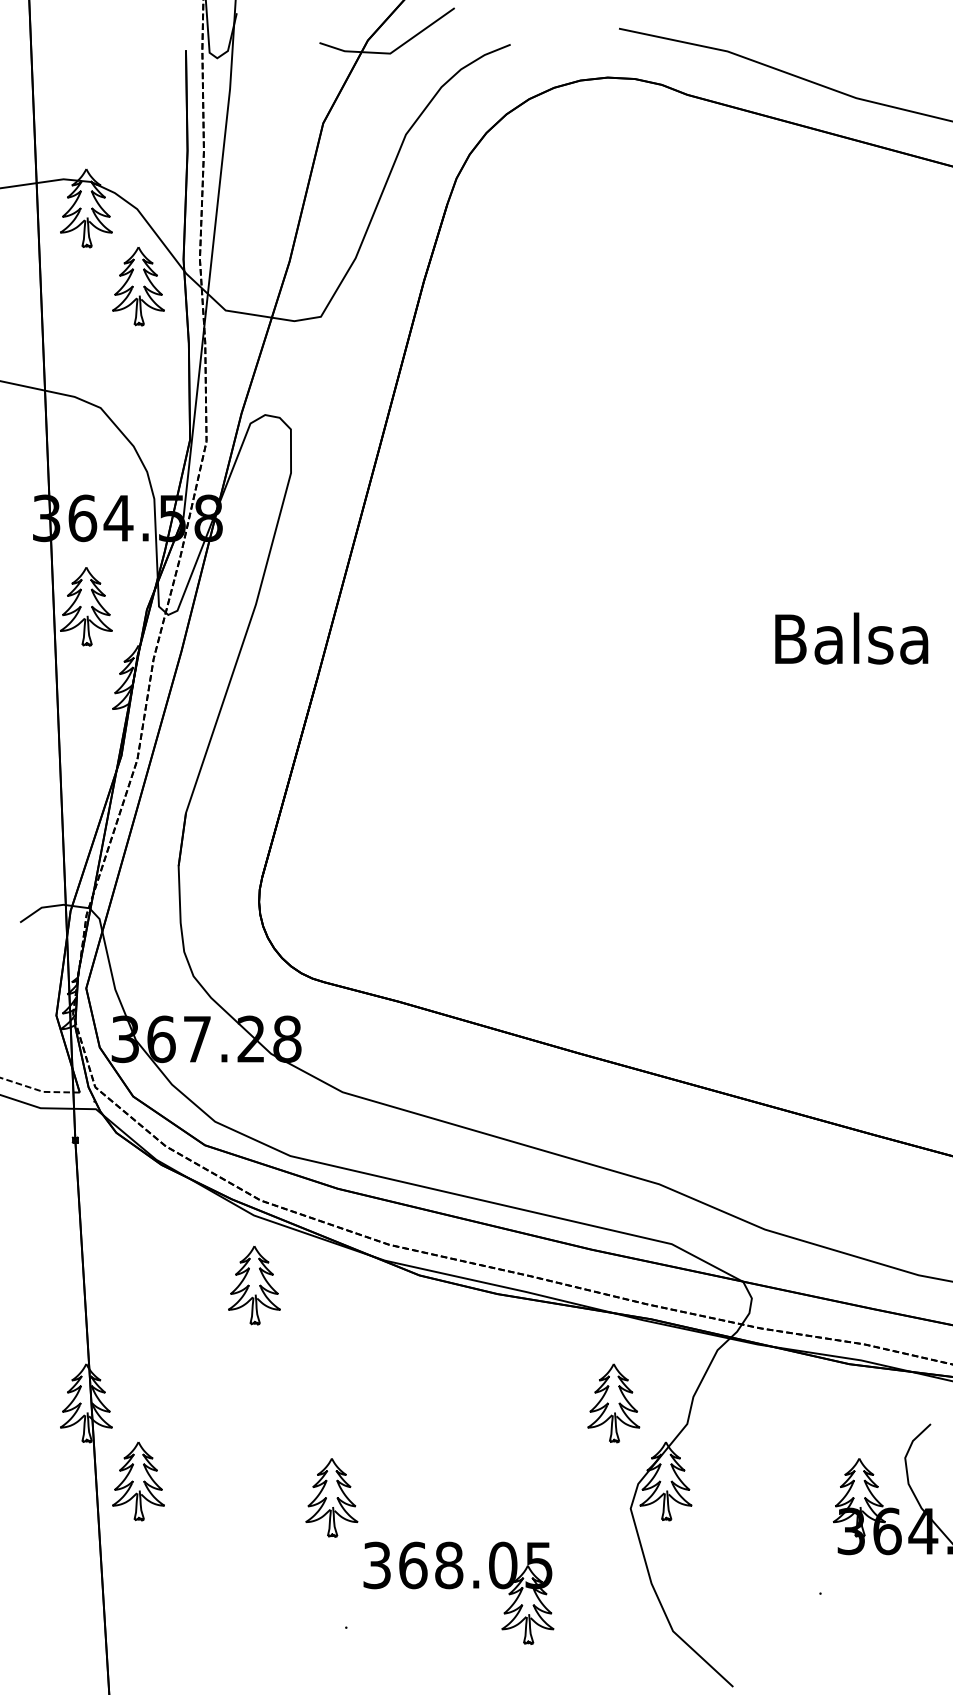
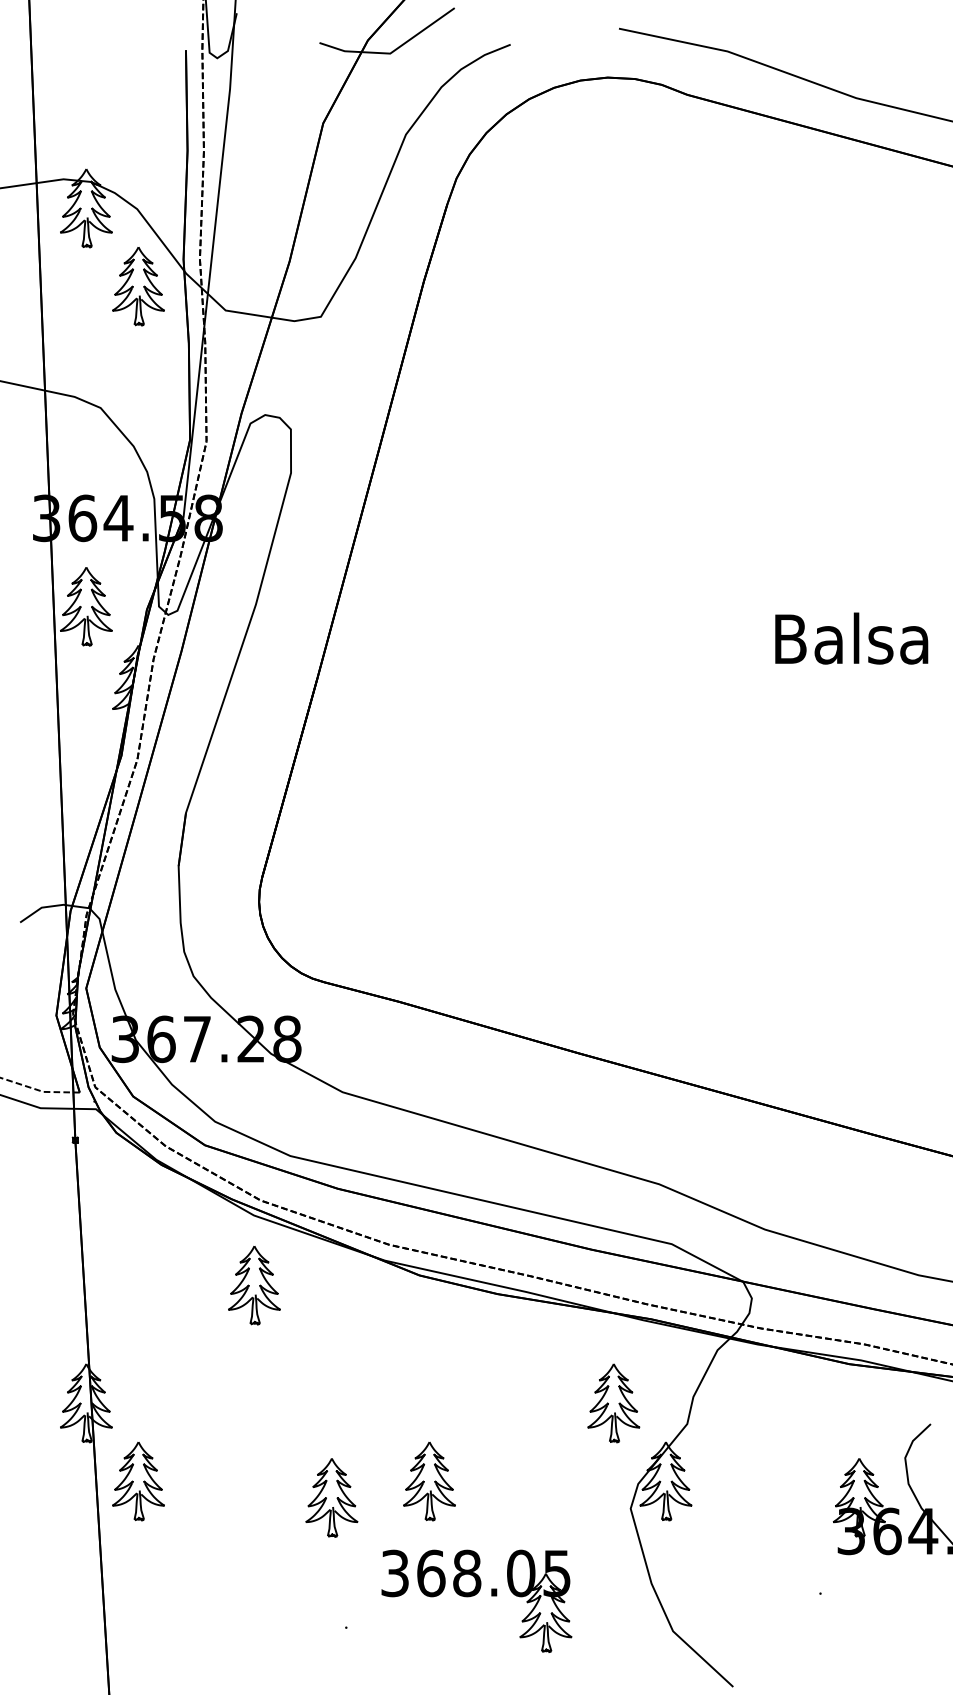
part: none -> present (429, 1481)
part position: (458, 1592) -> (476, 1600) (476, 1600)
